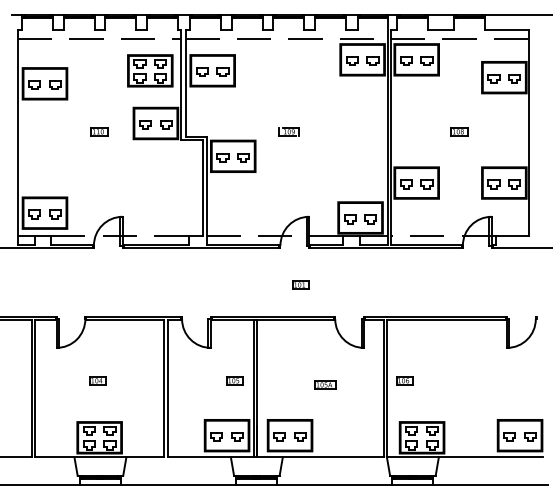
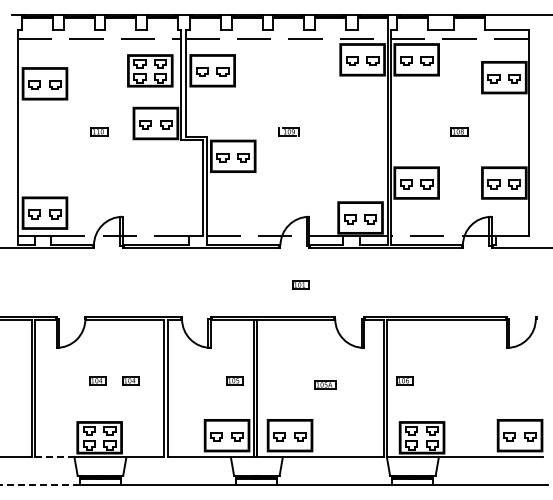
part: none -> present (130, 380)
line: solid -> dashed (54, 457)
line: solid -> dashed (40, 484)
